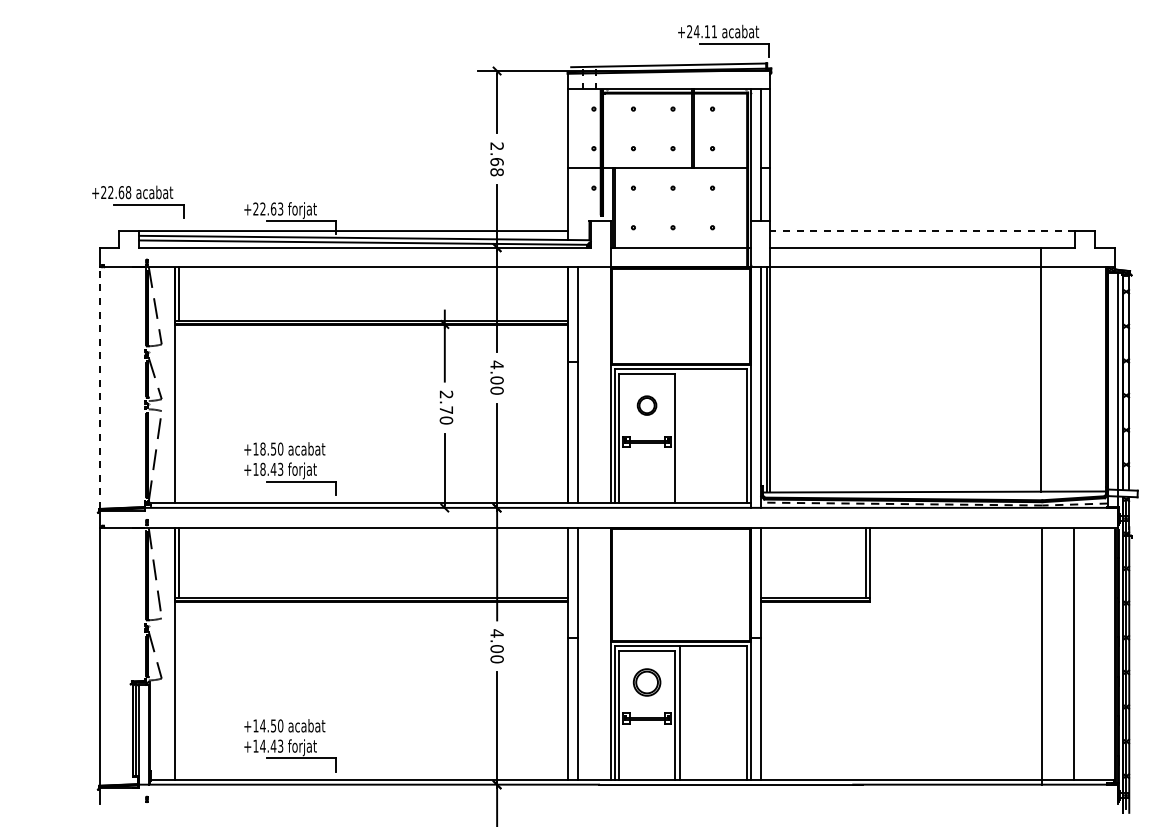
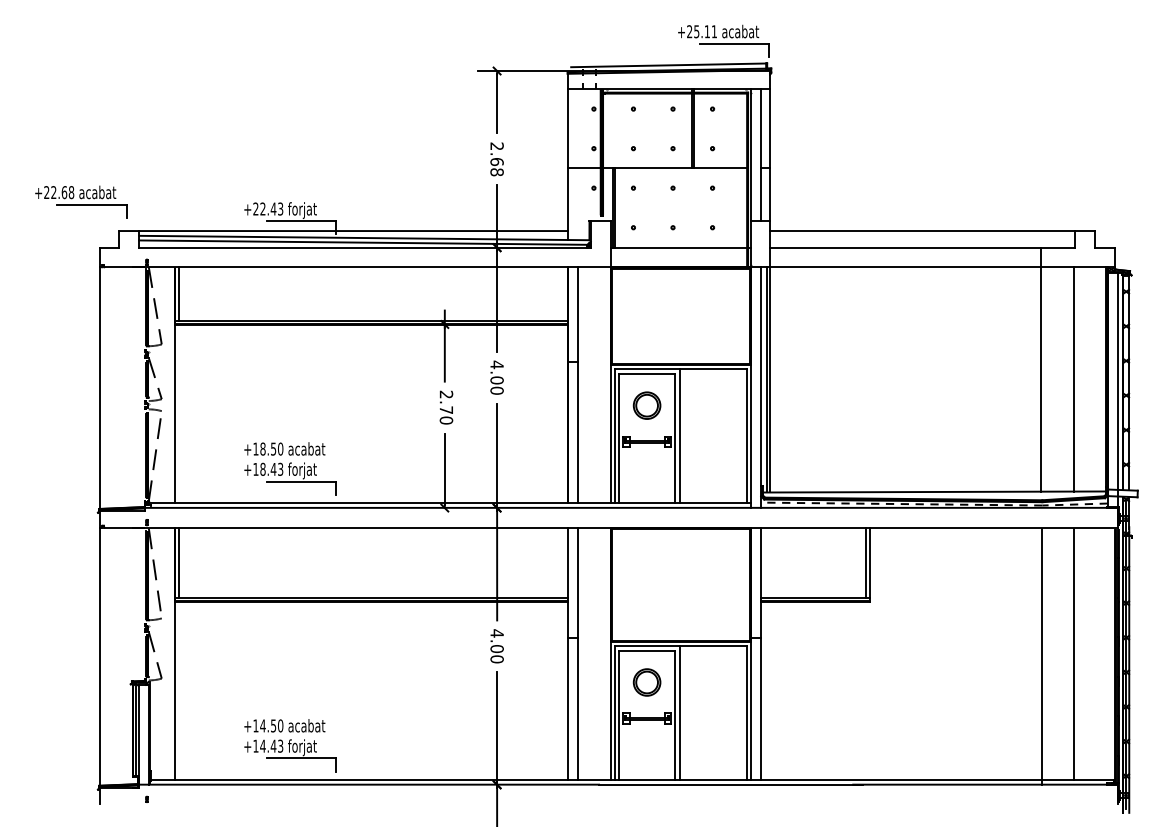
text: +24.11 -> +25.11 (696, 31)
part position: (138, 201) -> (81, 201) (81, 201)
text: +22.63 -> +22.43 (273, 208)
line: dashed -> solid (922, 231)
line: none -> present (1074, 379)
line: dashed -> solid (99, 388)
part size: 22x21 px -> 30x29 px (646, 405)
line: none -> present (679, 436)
